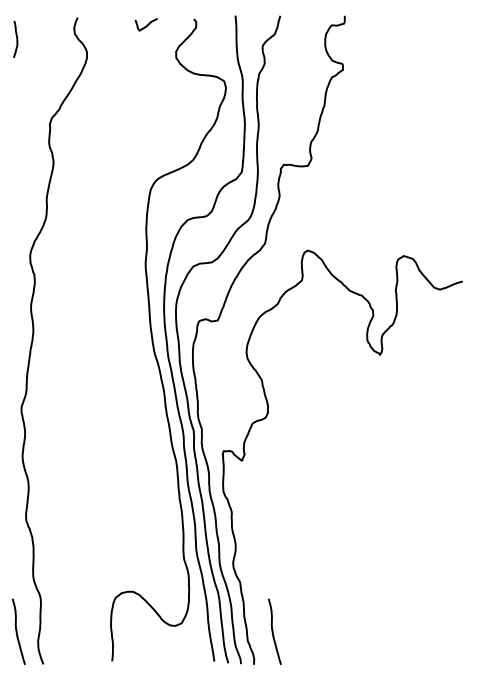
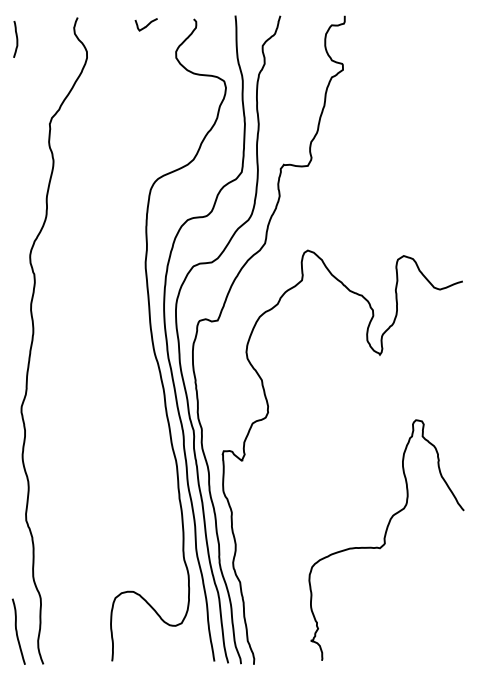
curve: none -> present (385, 539)
curve: present -> none (273, 631)
